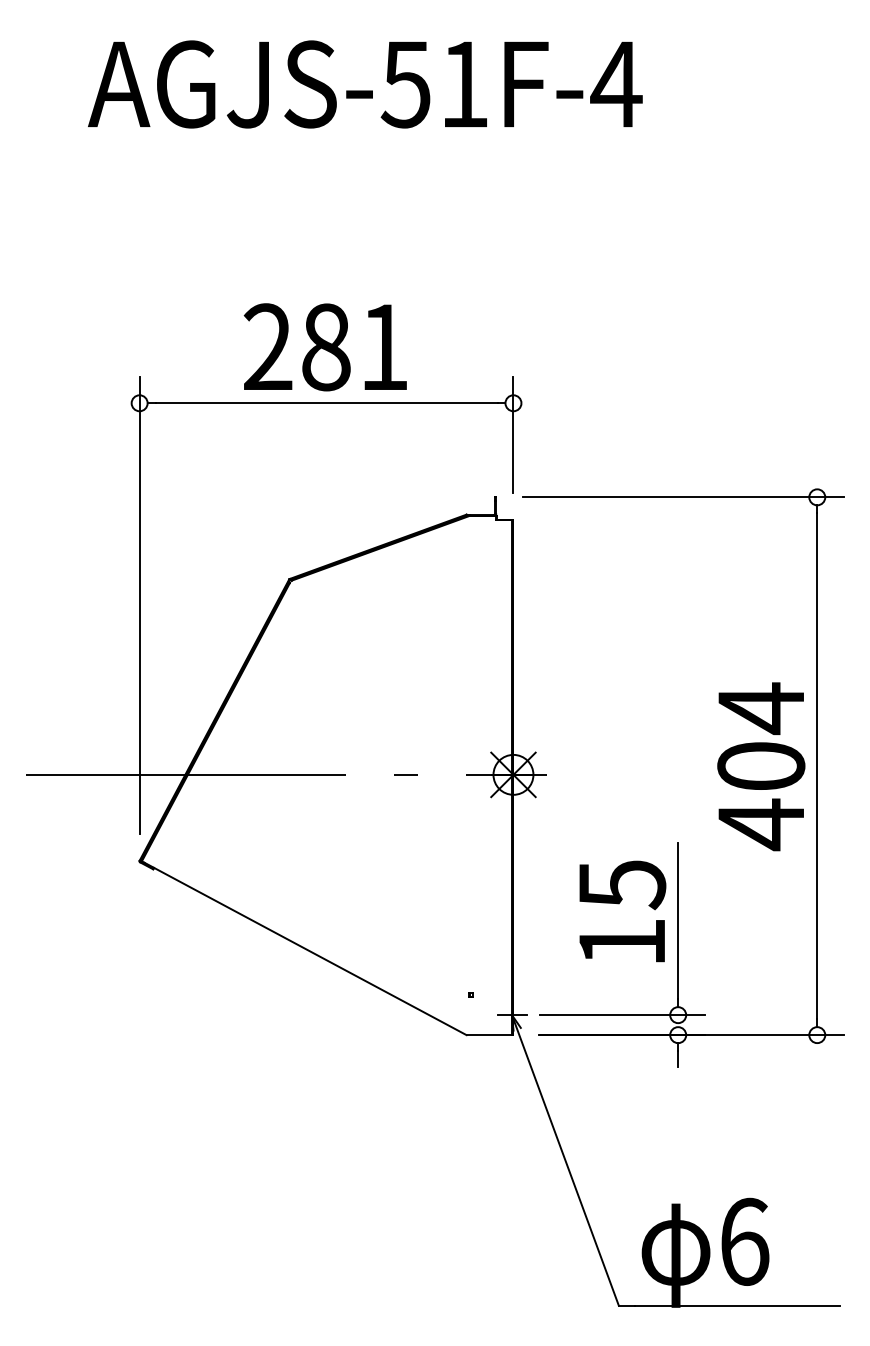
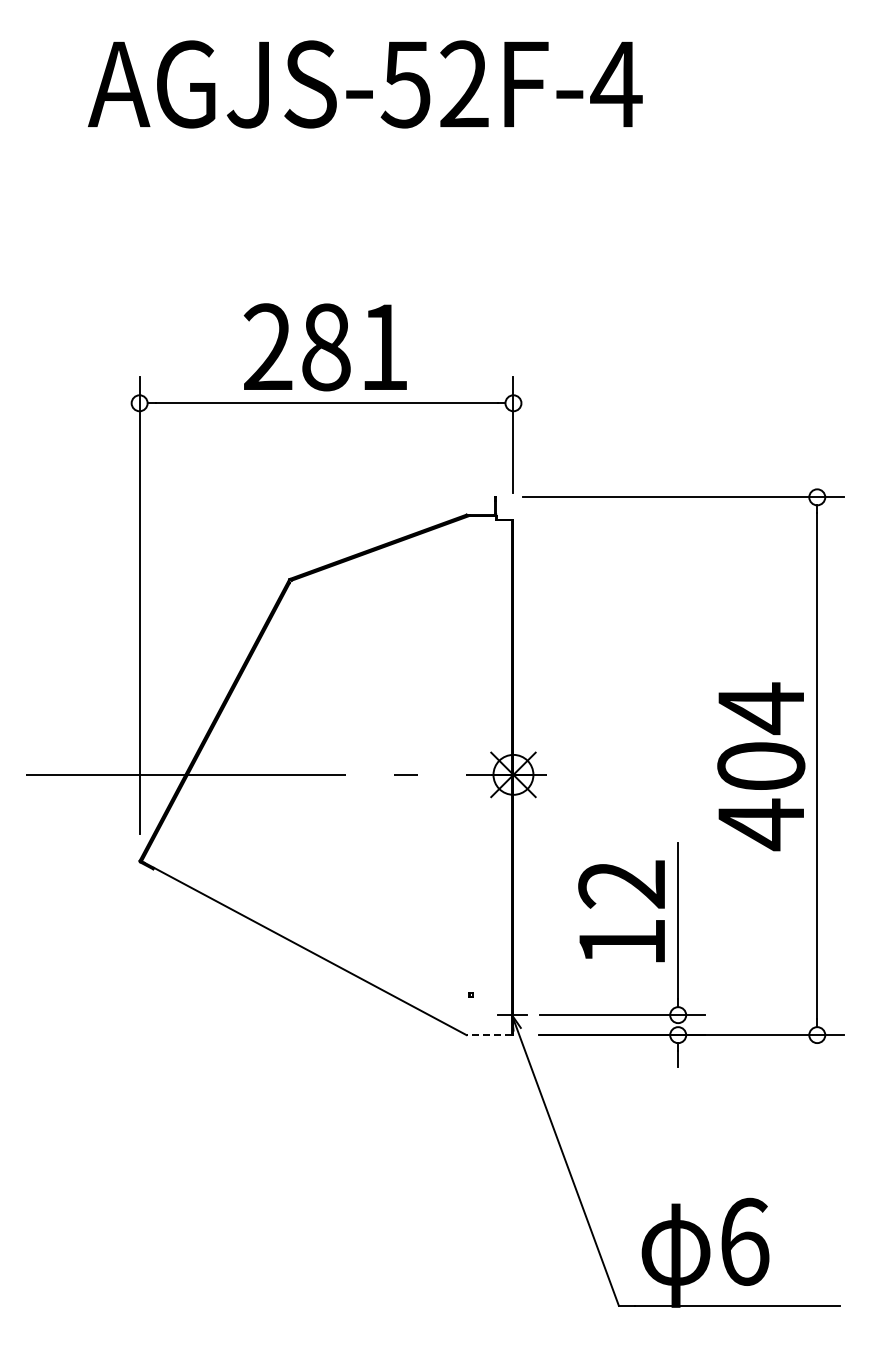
text: AGJS-51F-4 -> AGJS-52F-4 (464, 83)
text: 15 -> 12 (622, 885)
line: solid -> dashed (489, 1035)
